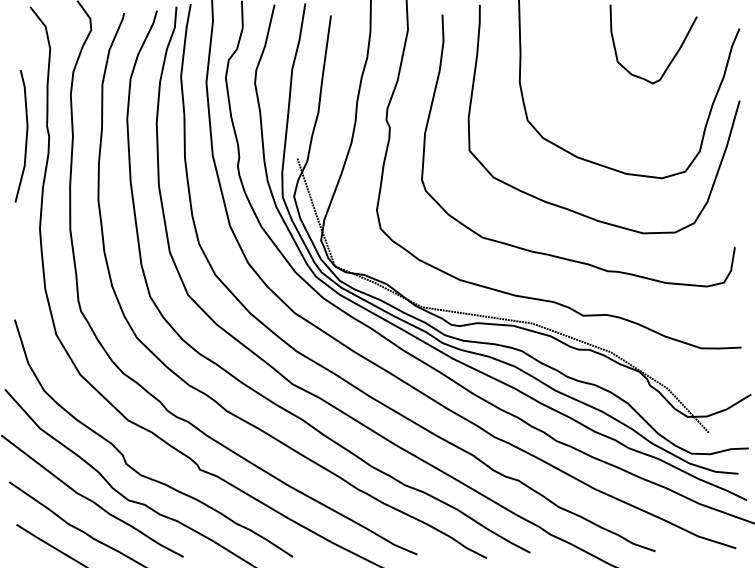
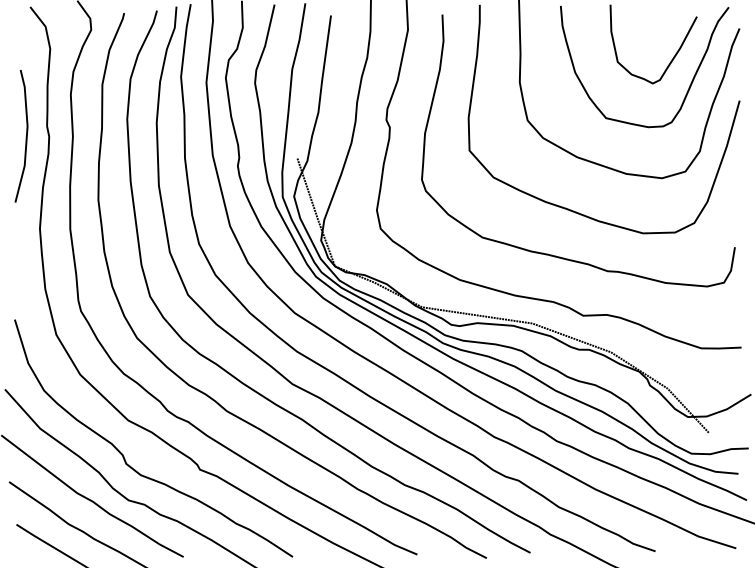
part: none -> present (688, 87)
